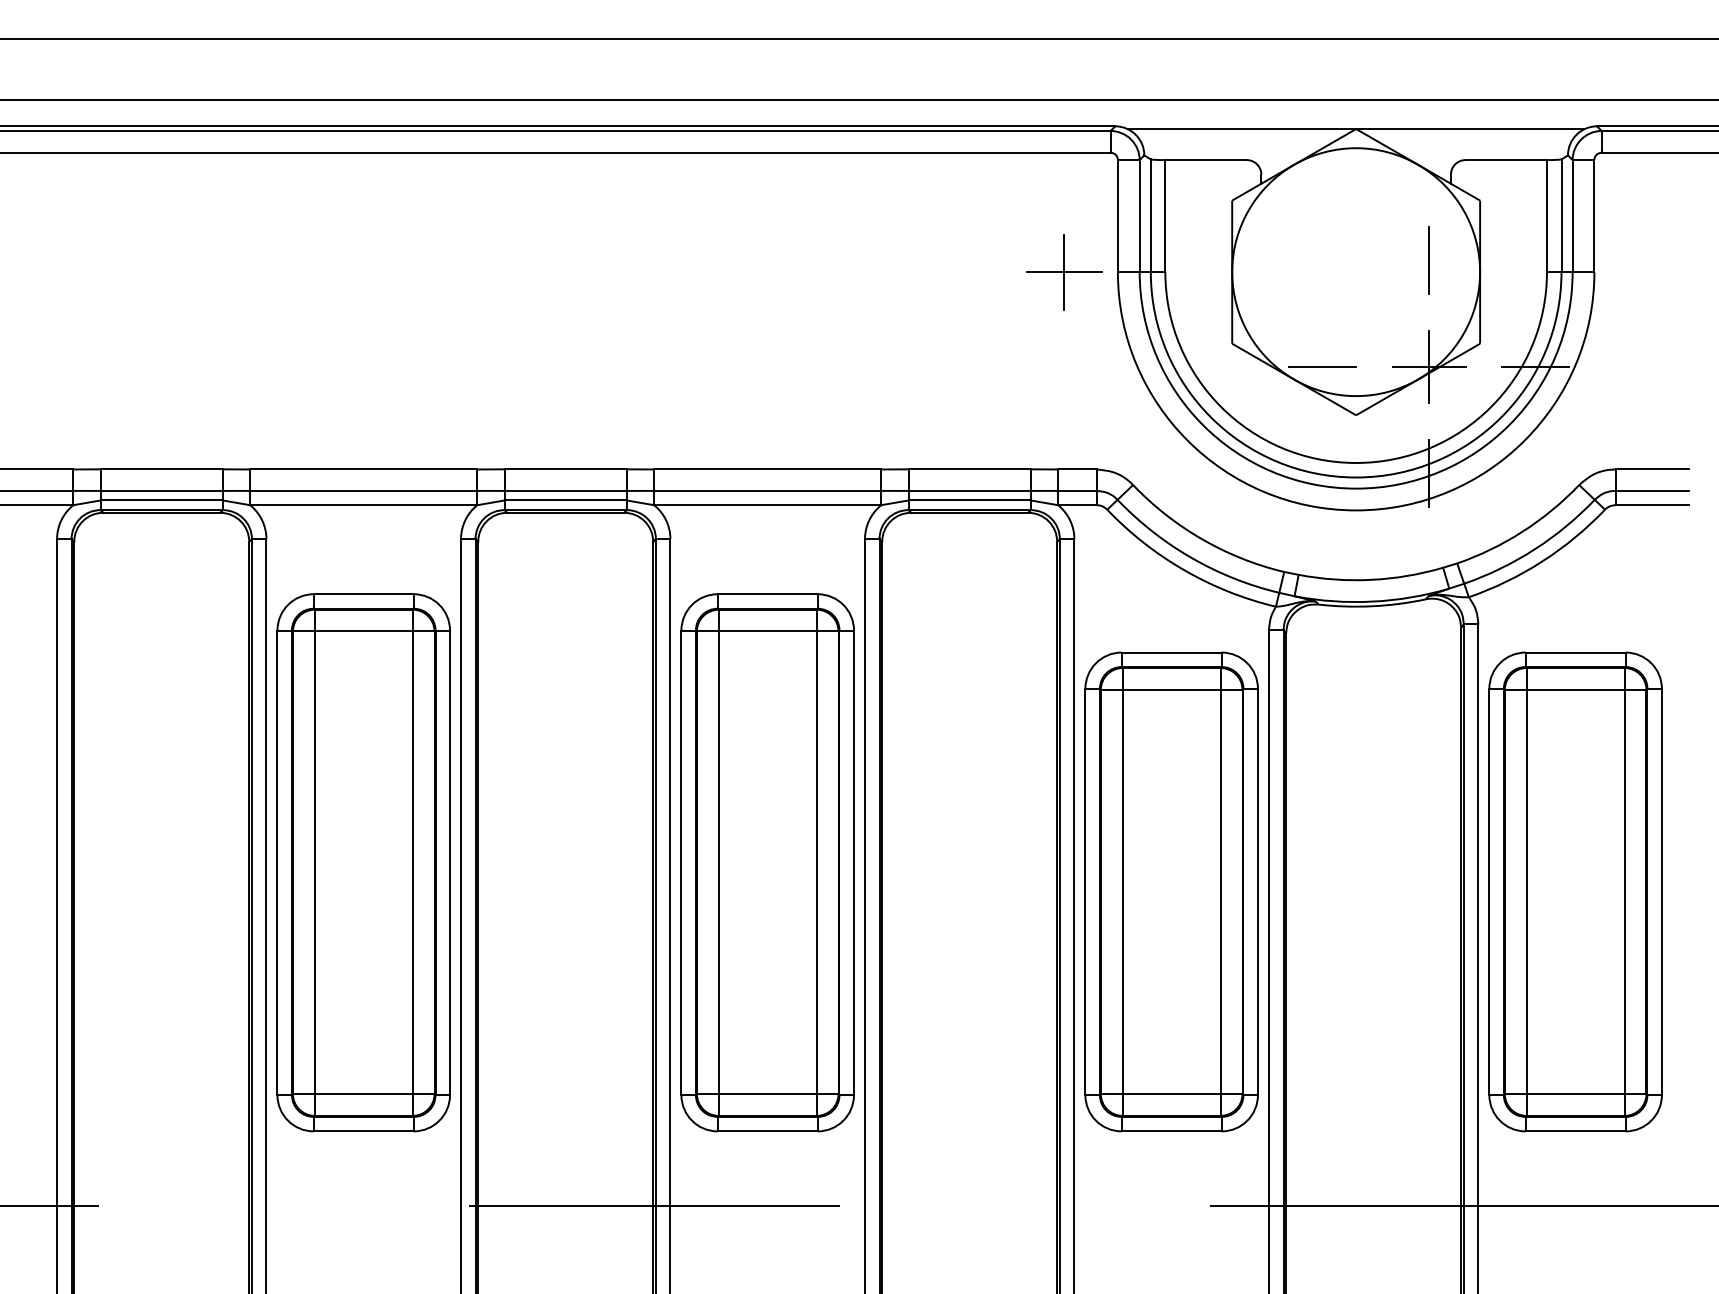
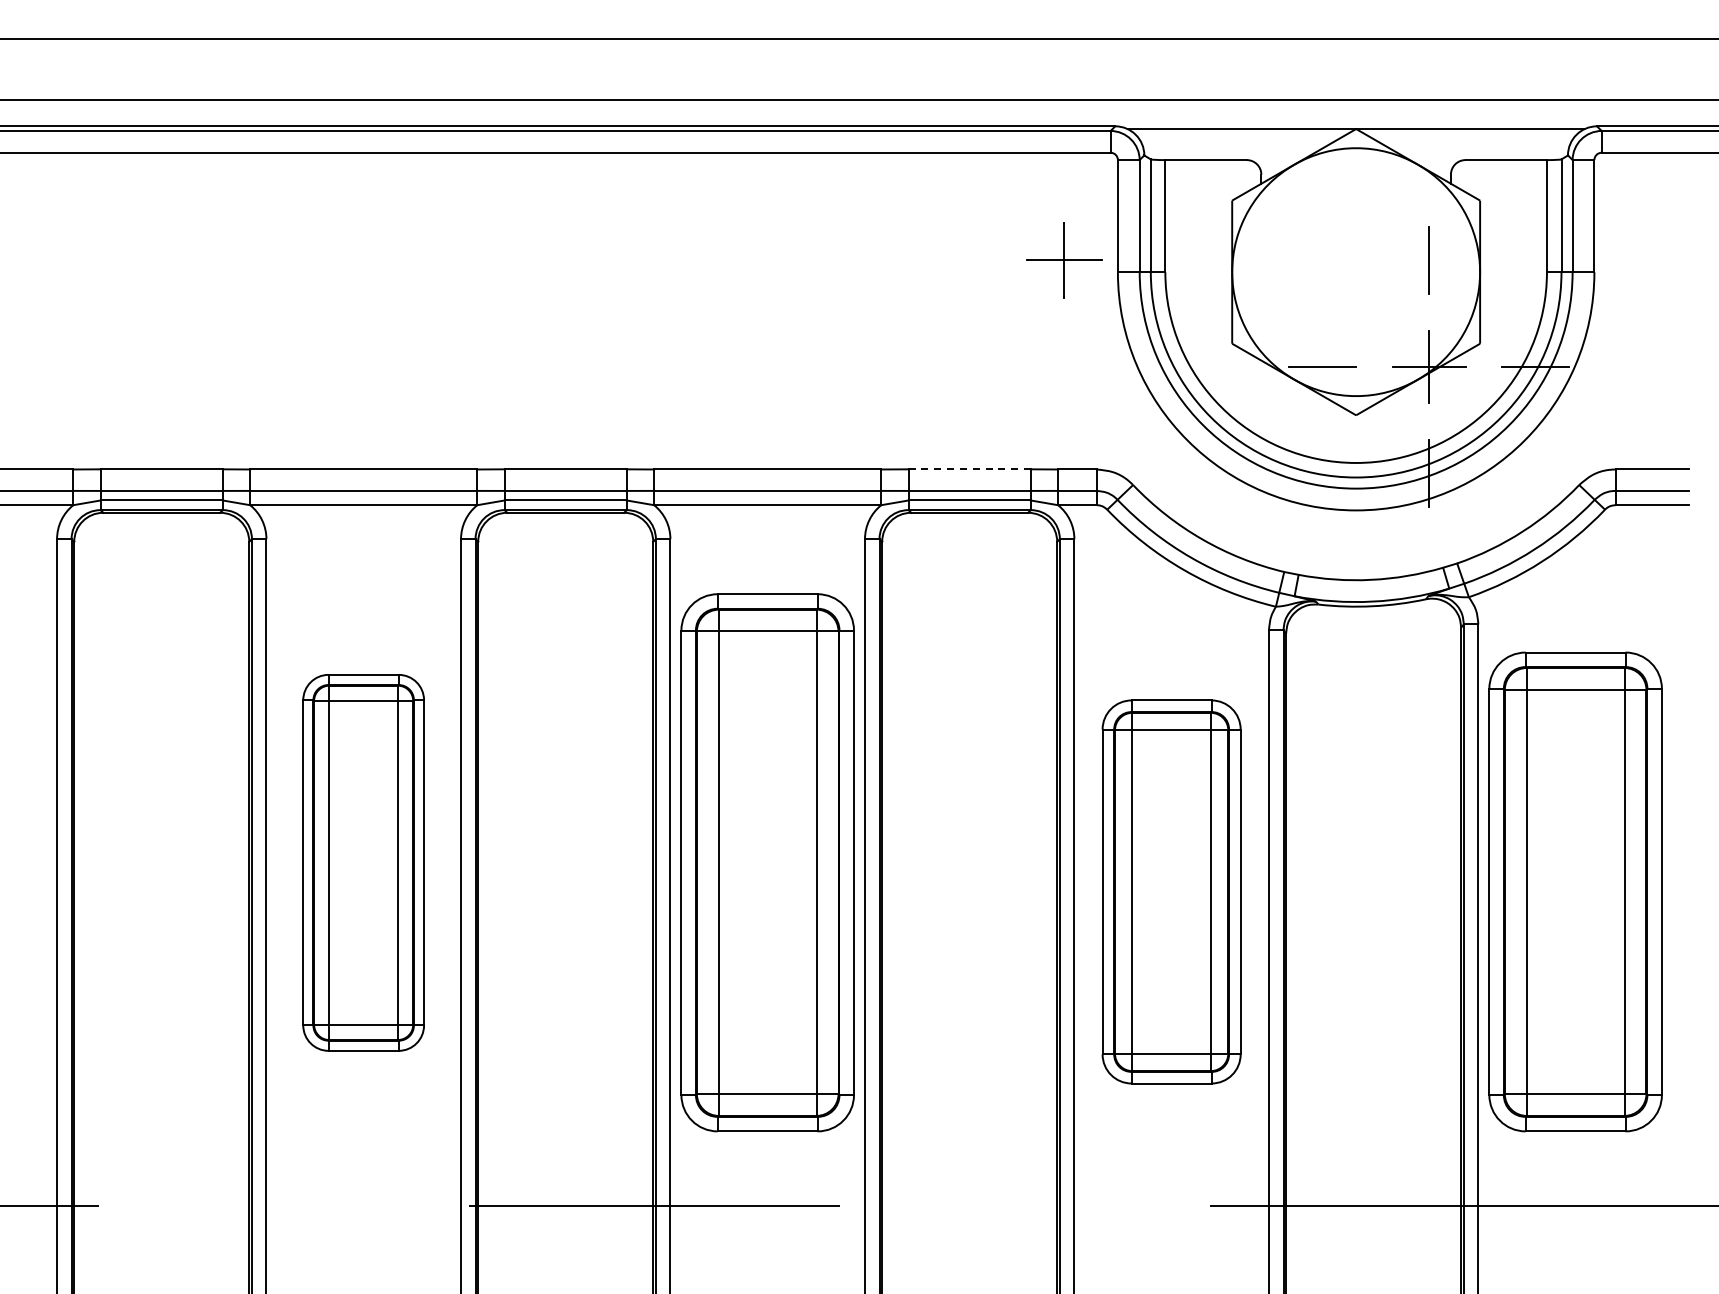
part position: (1064, 272) -> (1064, 260) (1064, 260)
line: solid -> dashed (970, 469)
part size: 175x540 px -> 123x378 px (363, 862)
part size: 175x482 px -> 141x386 px (1171, 891)
